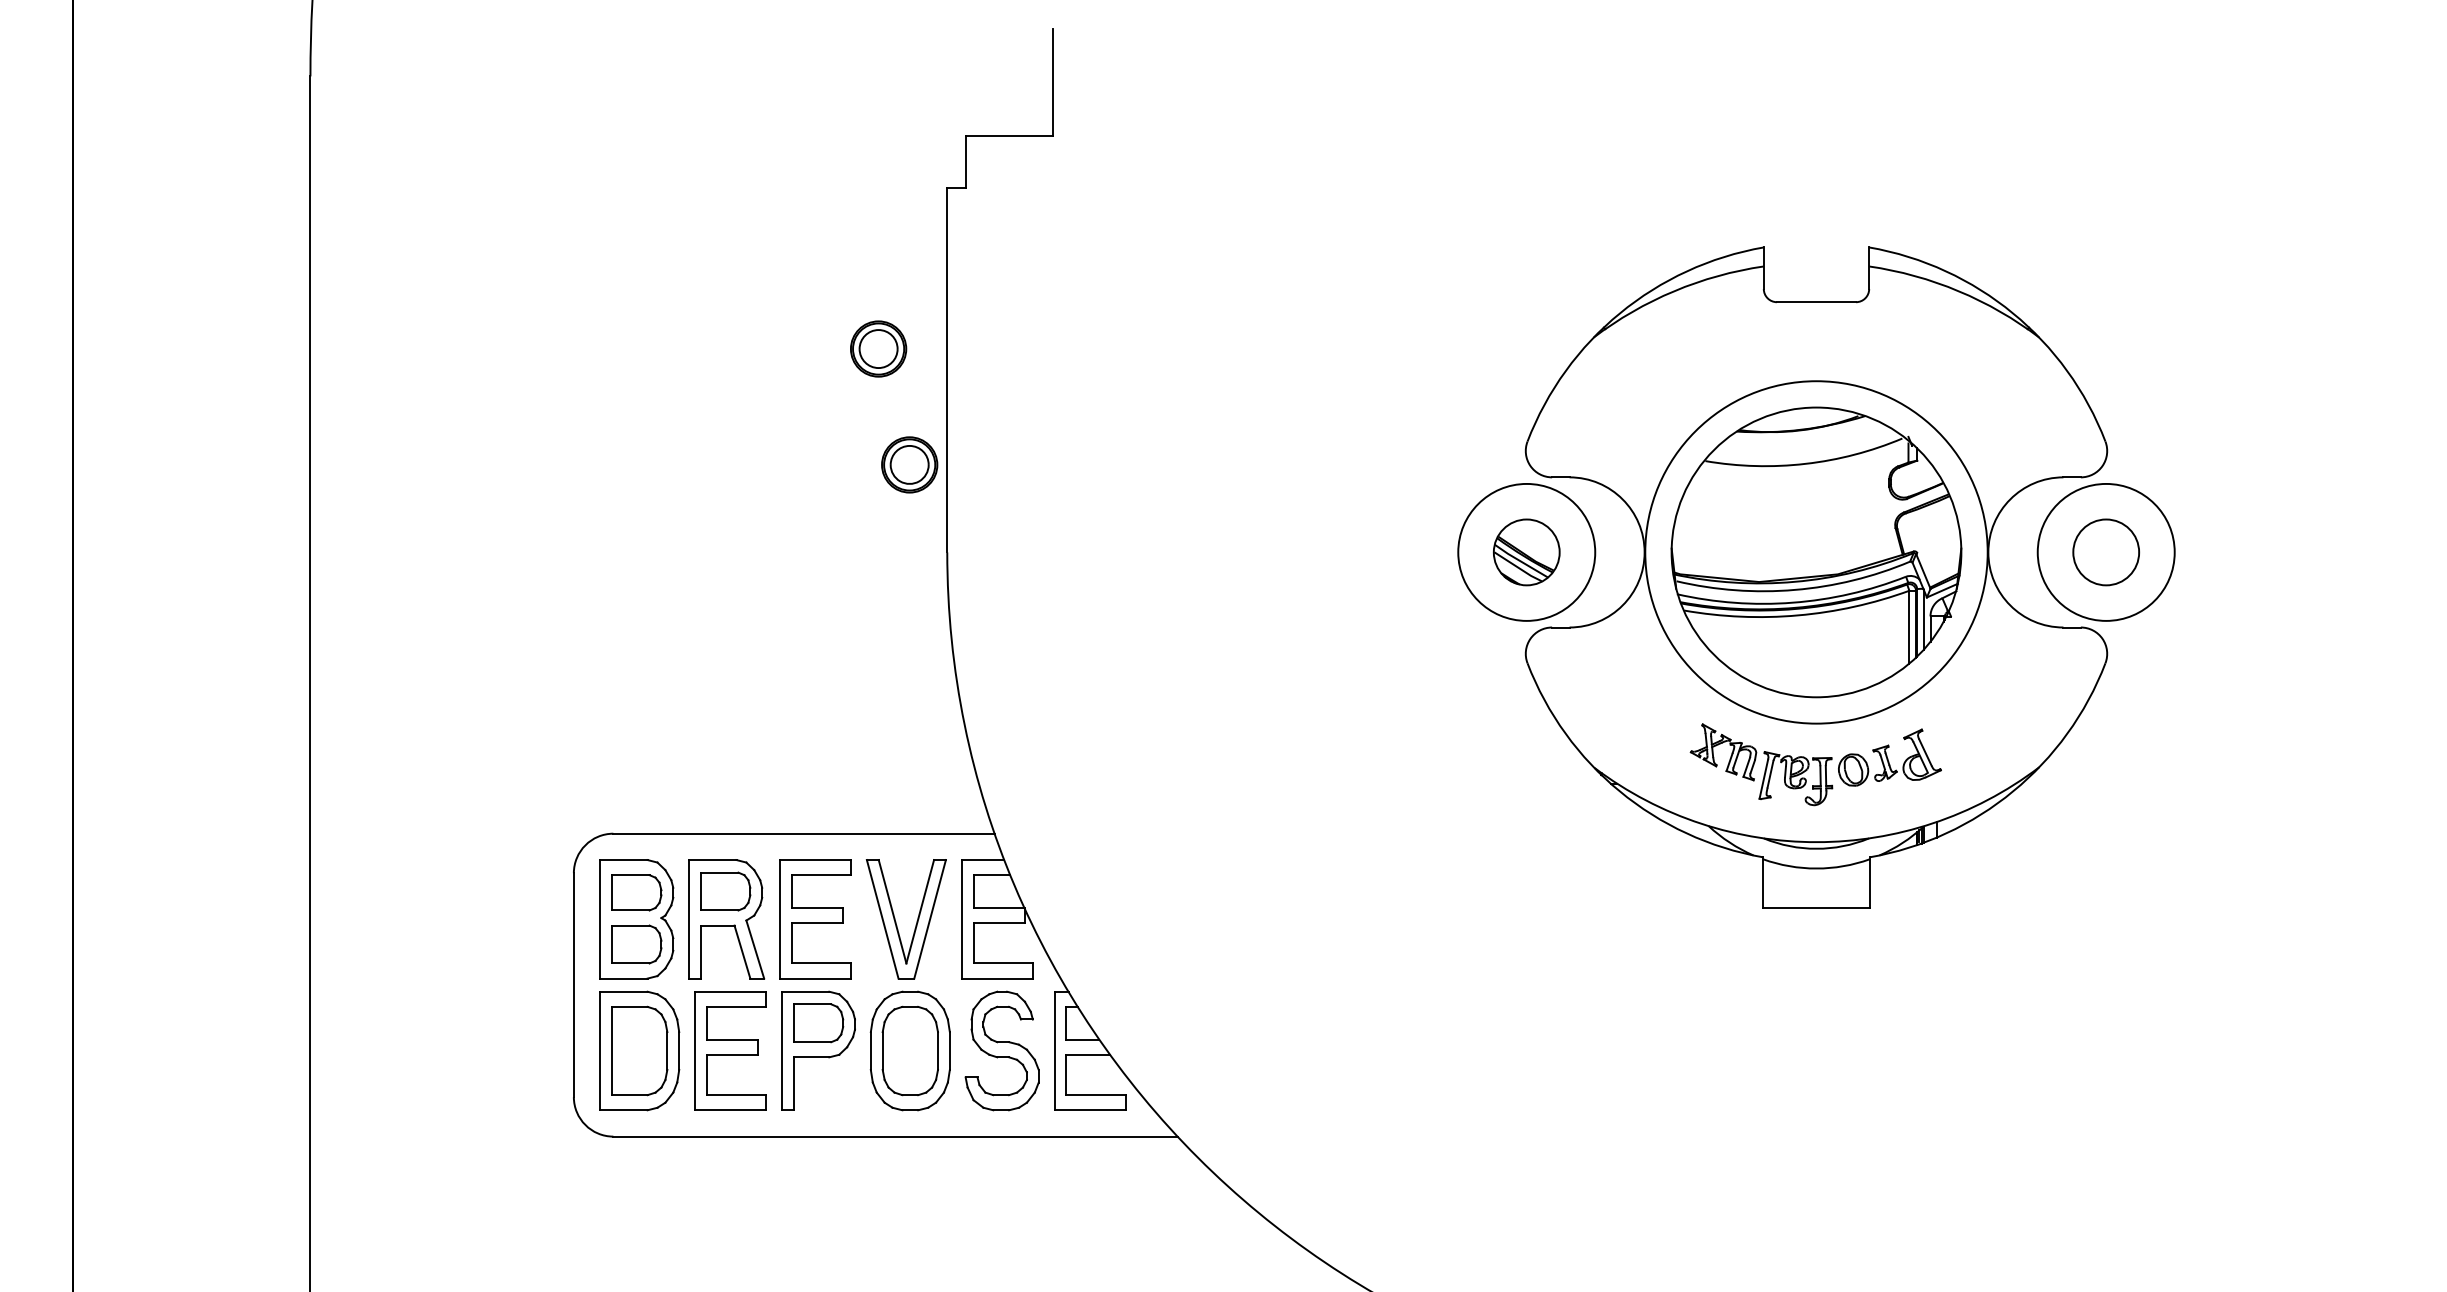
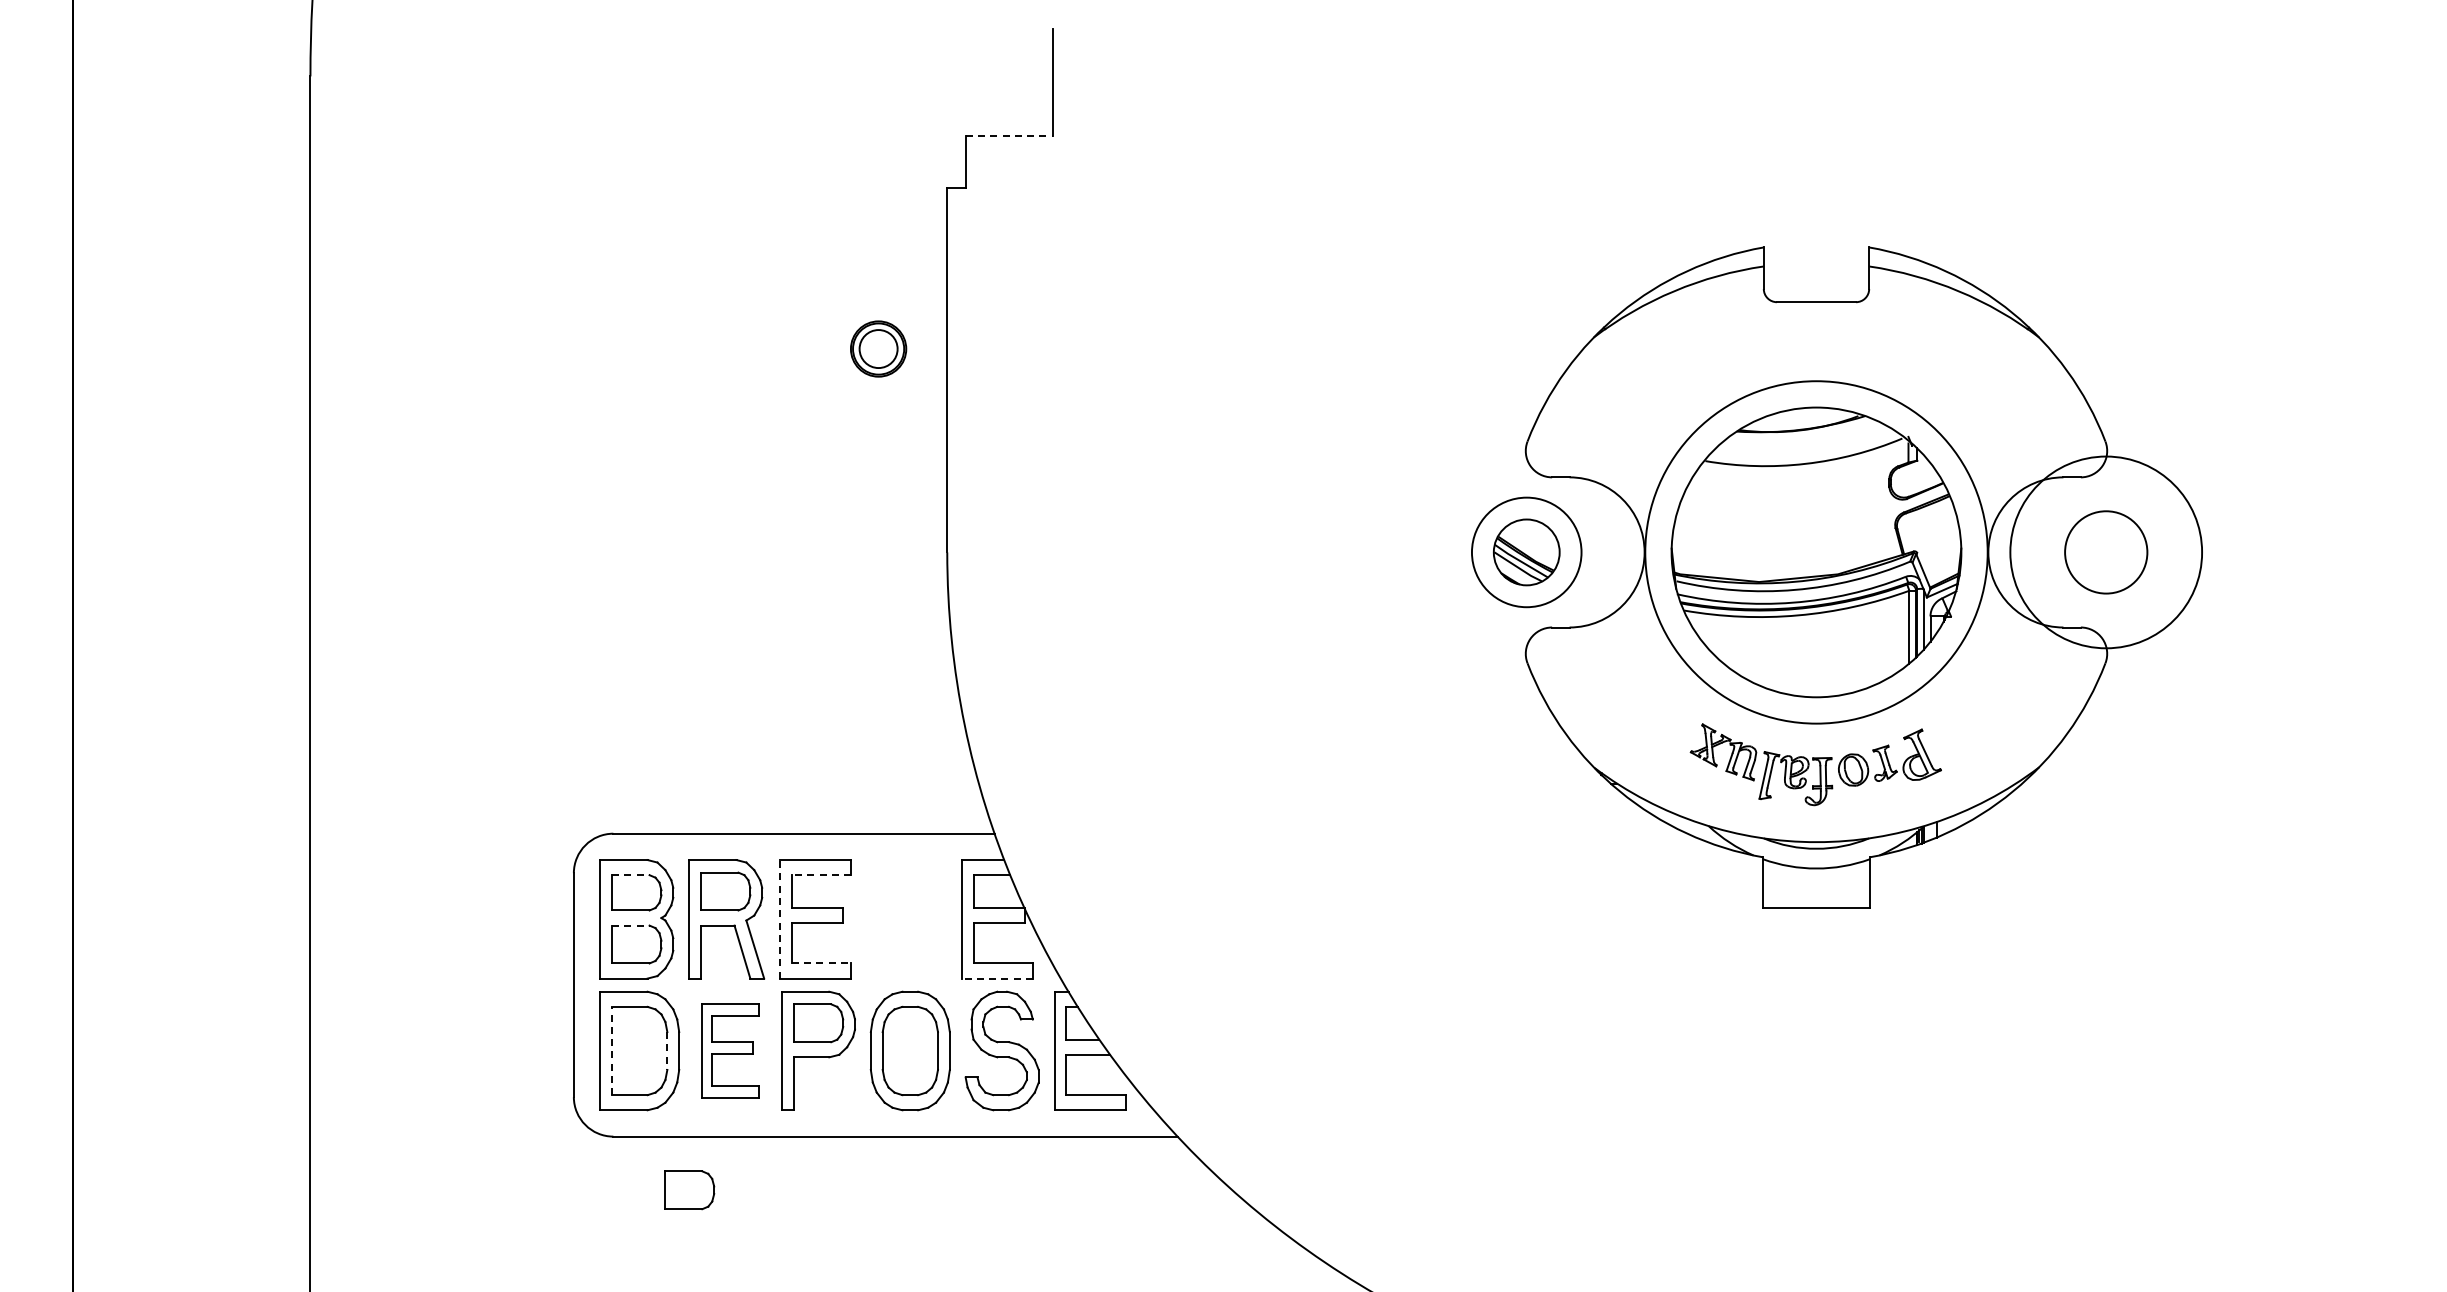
line: solid -> dashed (1009, 135)
part: present -> none (909, 464)
circle diameter: 137 px -> 110 px (1526, 552)
circle diameter: 137 px -> 192 px (2106, 552)
circle diameter: 66 px -> 82 px (2106, 552)
line: solid -> dashed (630, 875)
line: solid -> dashed (821, 875)
line: solid -> dashed (779, 918)
part: present -> none (896, 921)
line: solid -> dashed (630, 925)
line: solid -> dashed (821, 963)
line: solid -> dashed (997, 978)
line: solid -> dashed (612, 1050)
part size: 73x120 px -> 59x96 px (730, 1050)
line: solid -> dashed (667, 1051)
part: none -> present (689, 1190)
